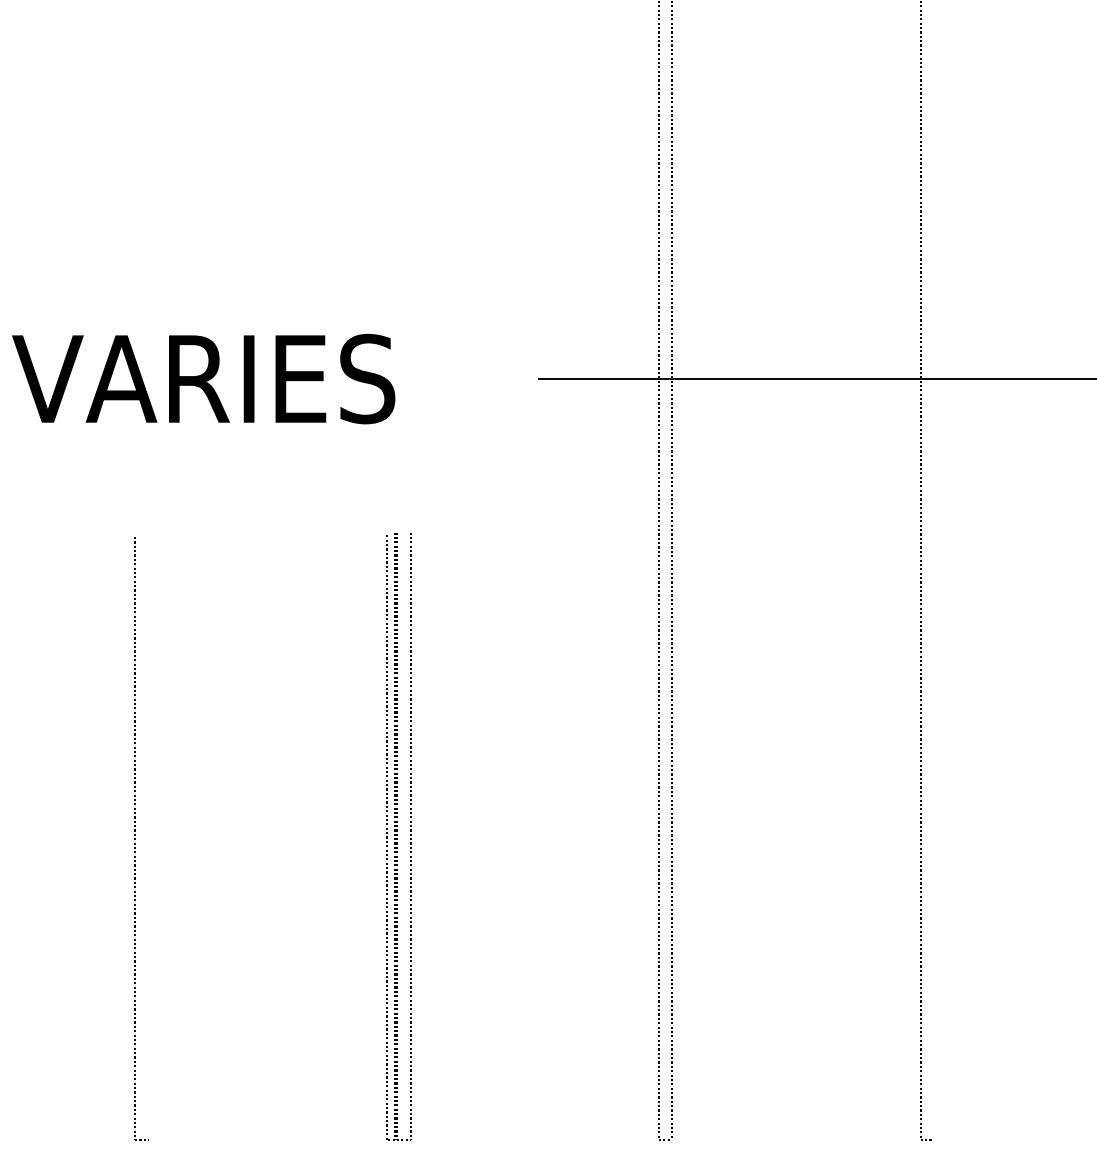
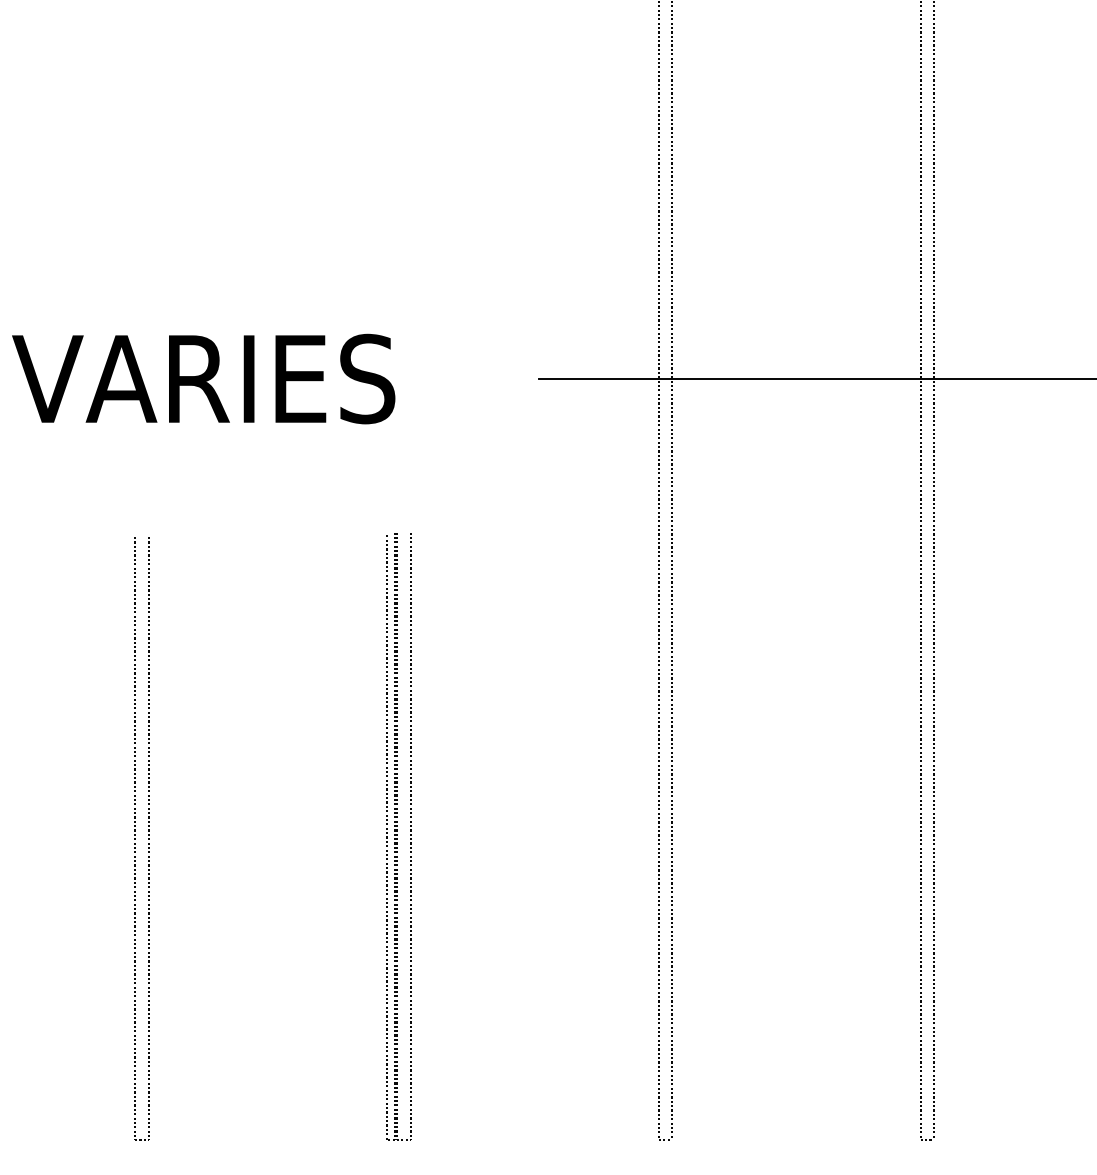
line: none -> present (934, 570)
line: none -> present (148, 838)
